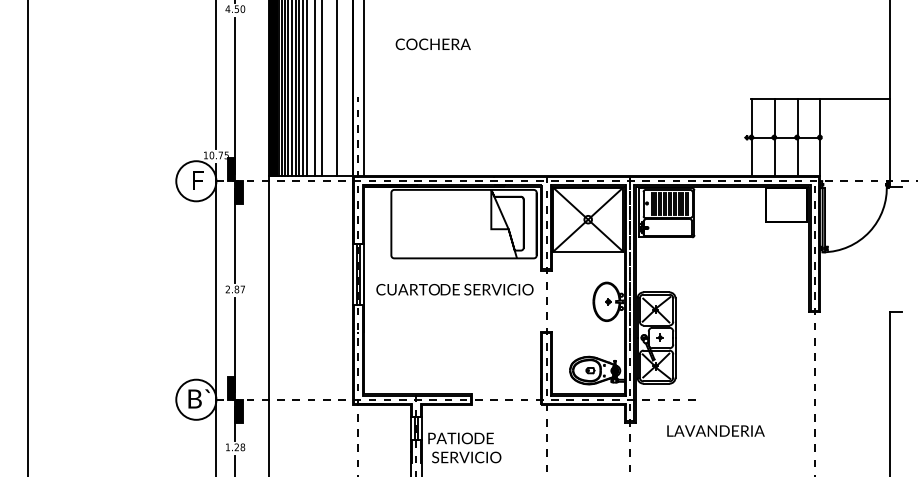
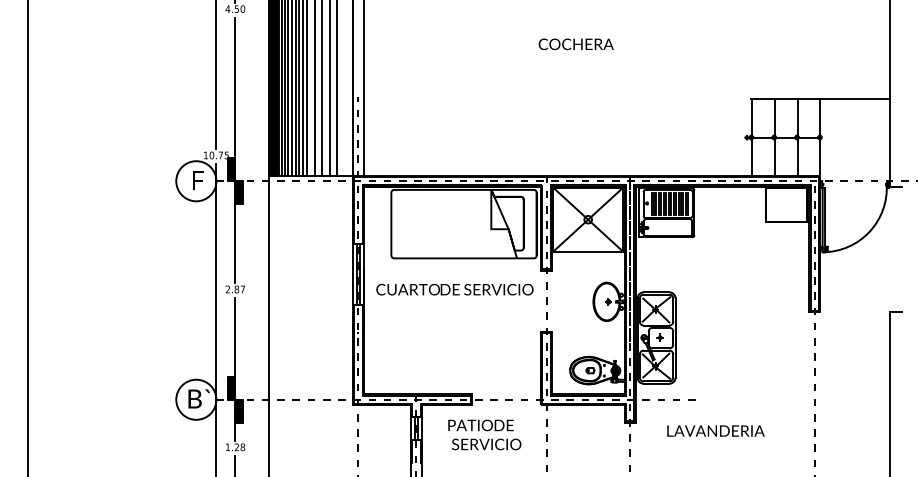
text position: (432, 44) -> (575, 44) (575, 44)
line: none -> present (329, 88)
text position: (464, 447) -> (484, 434) (484, 434)
